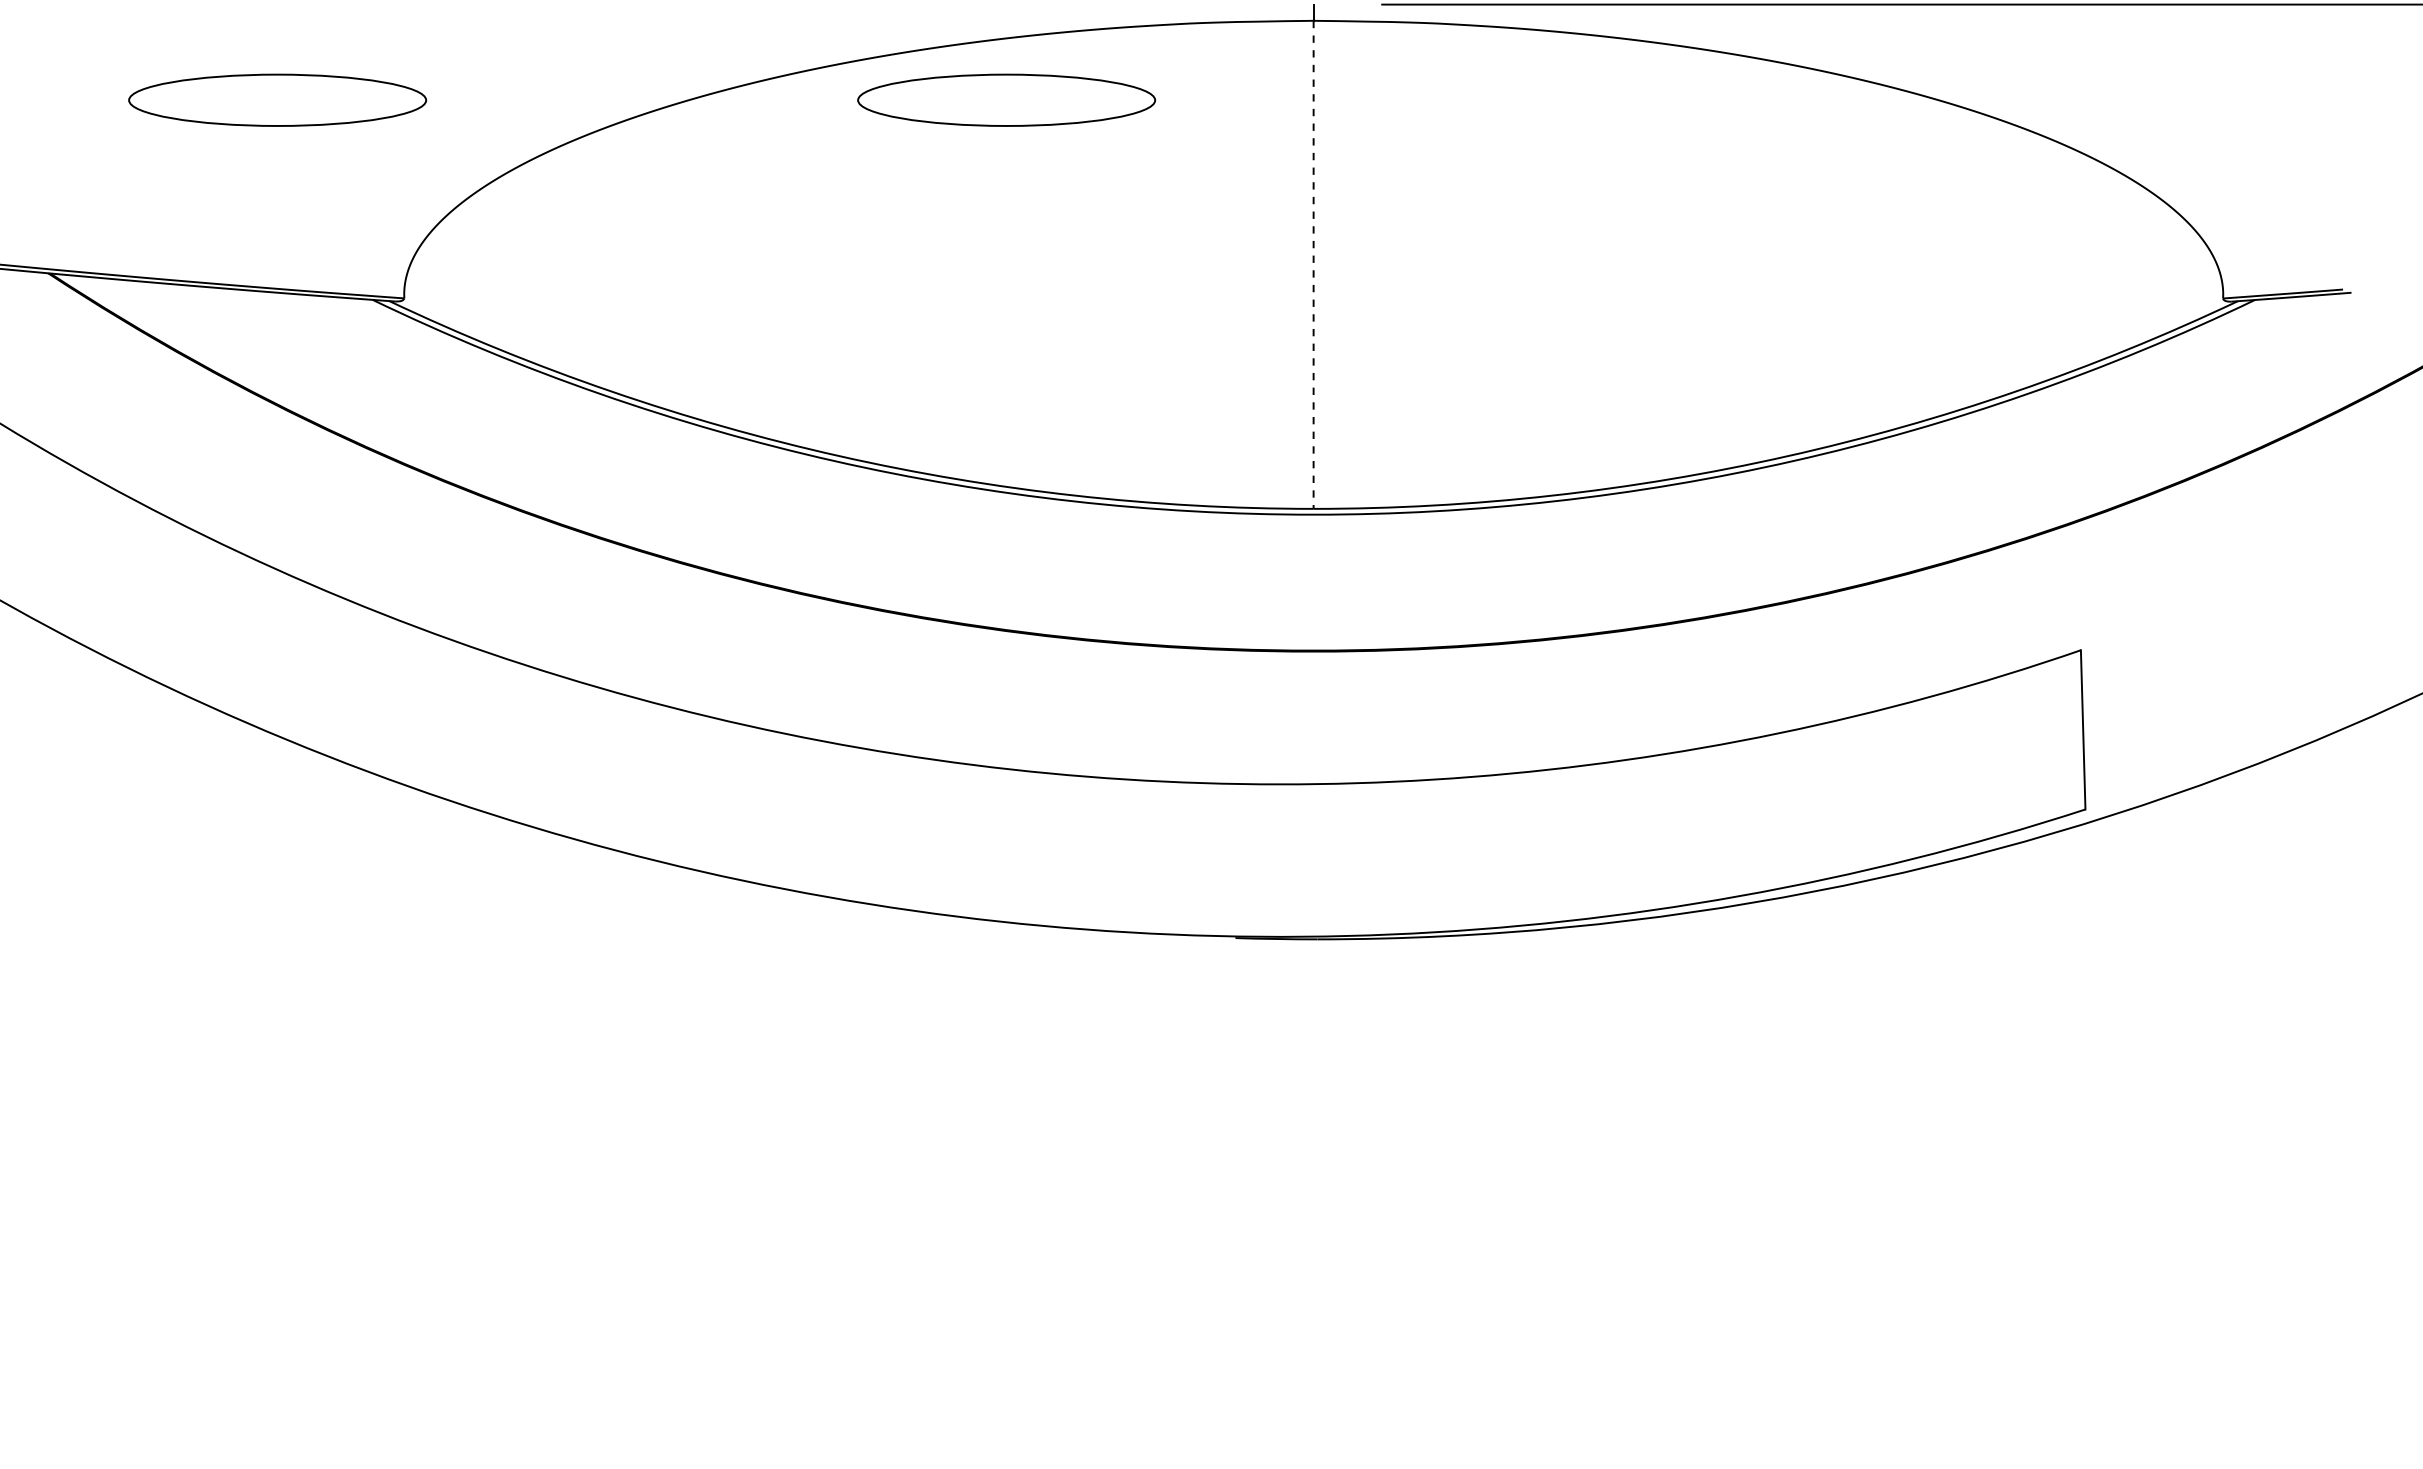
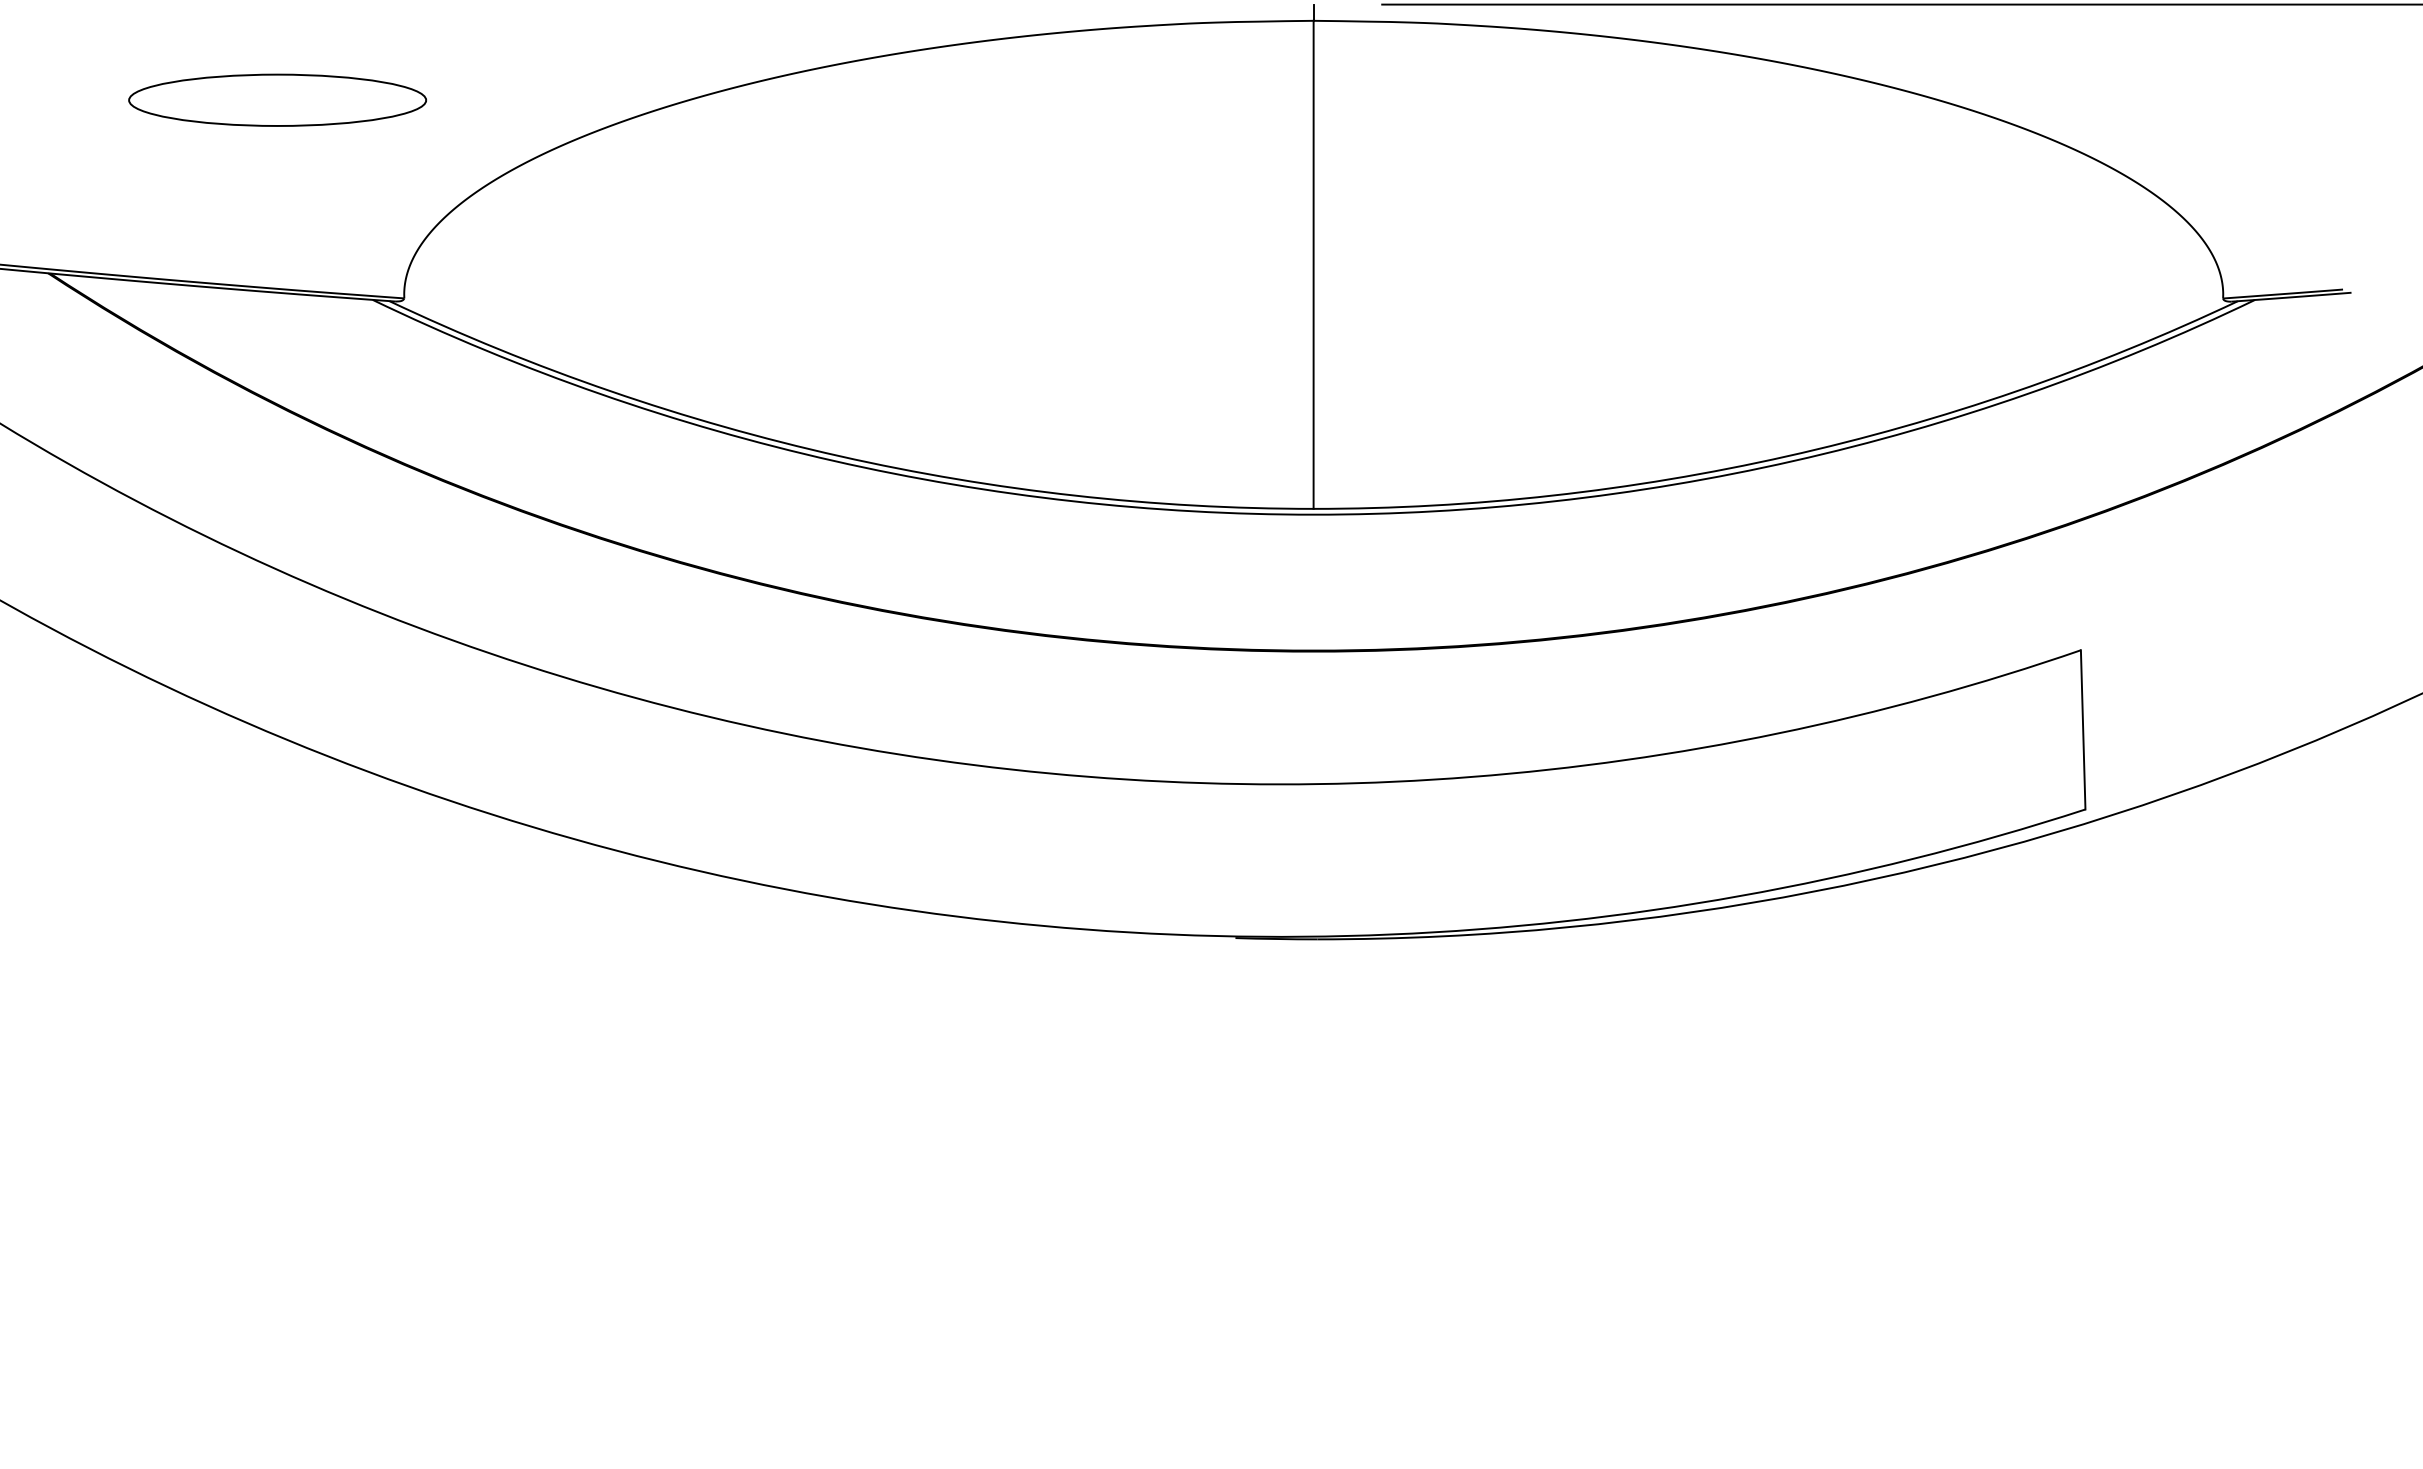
part: present -> none (1006, 99)
line: dashed -> solid (1313, 265)
